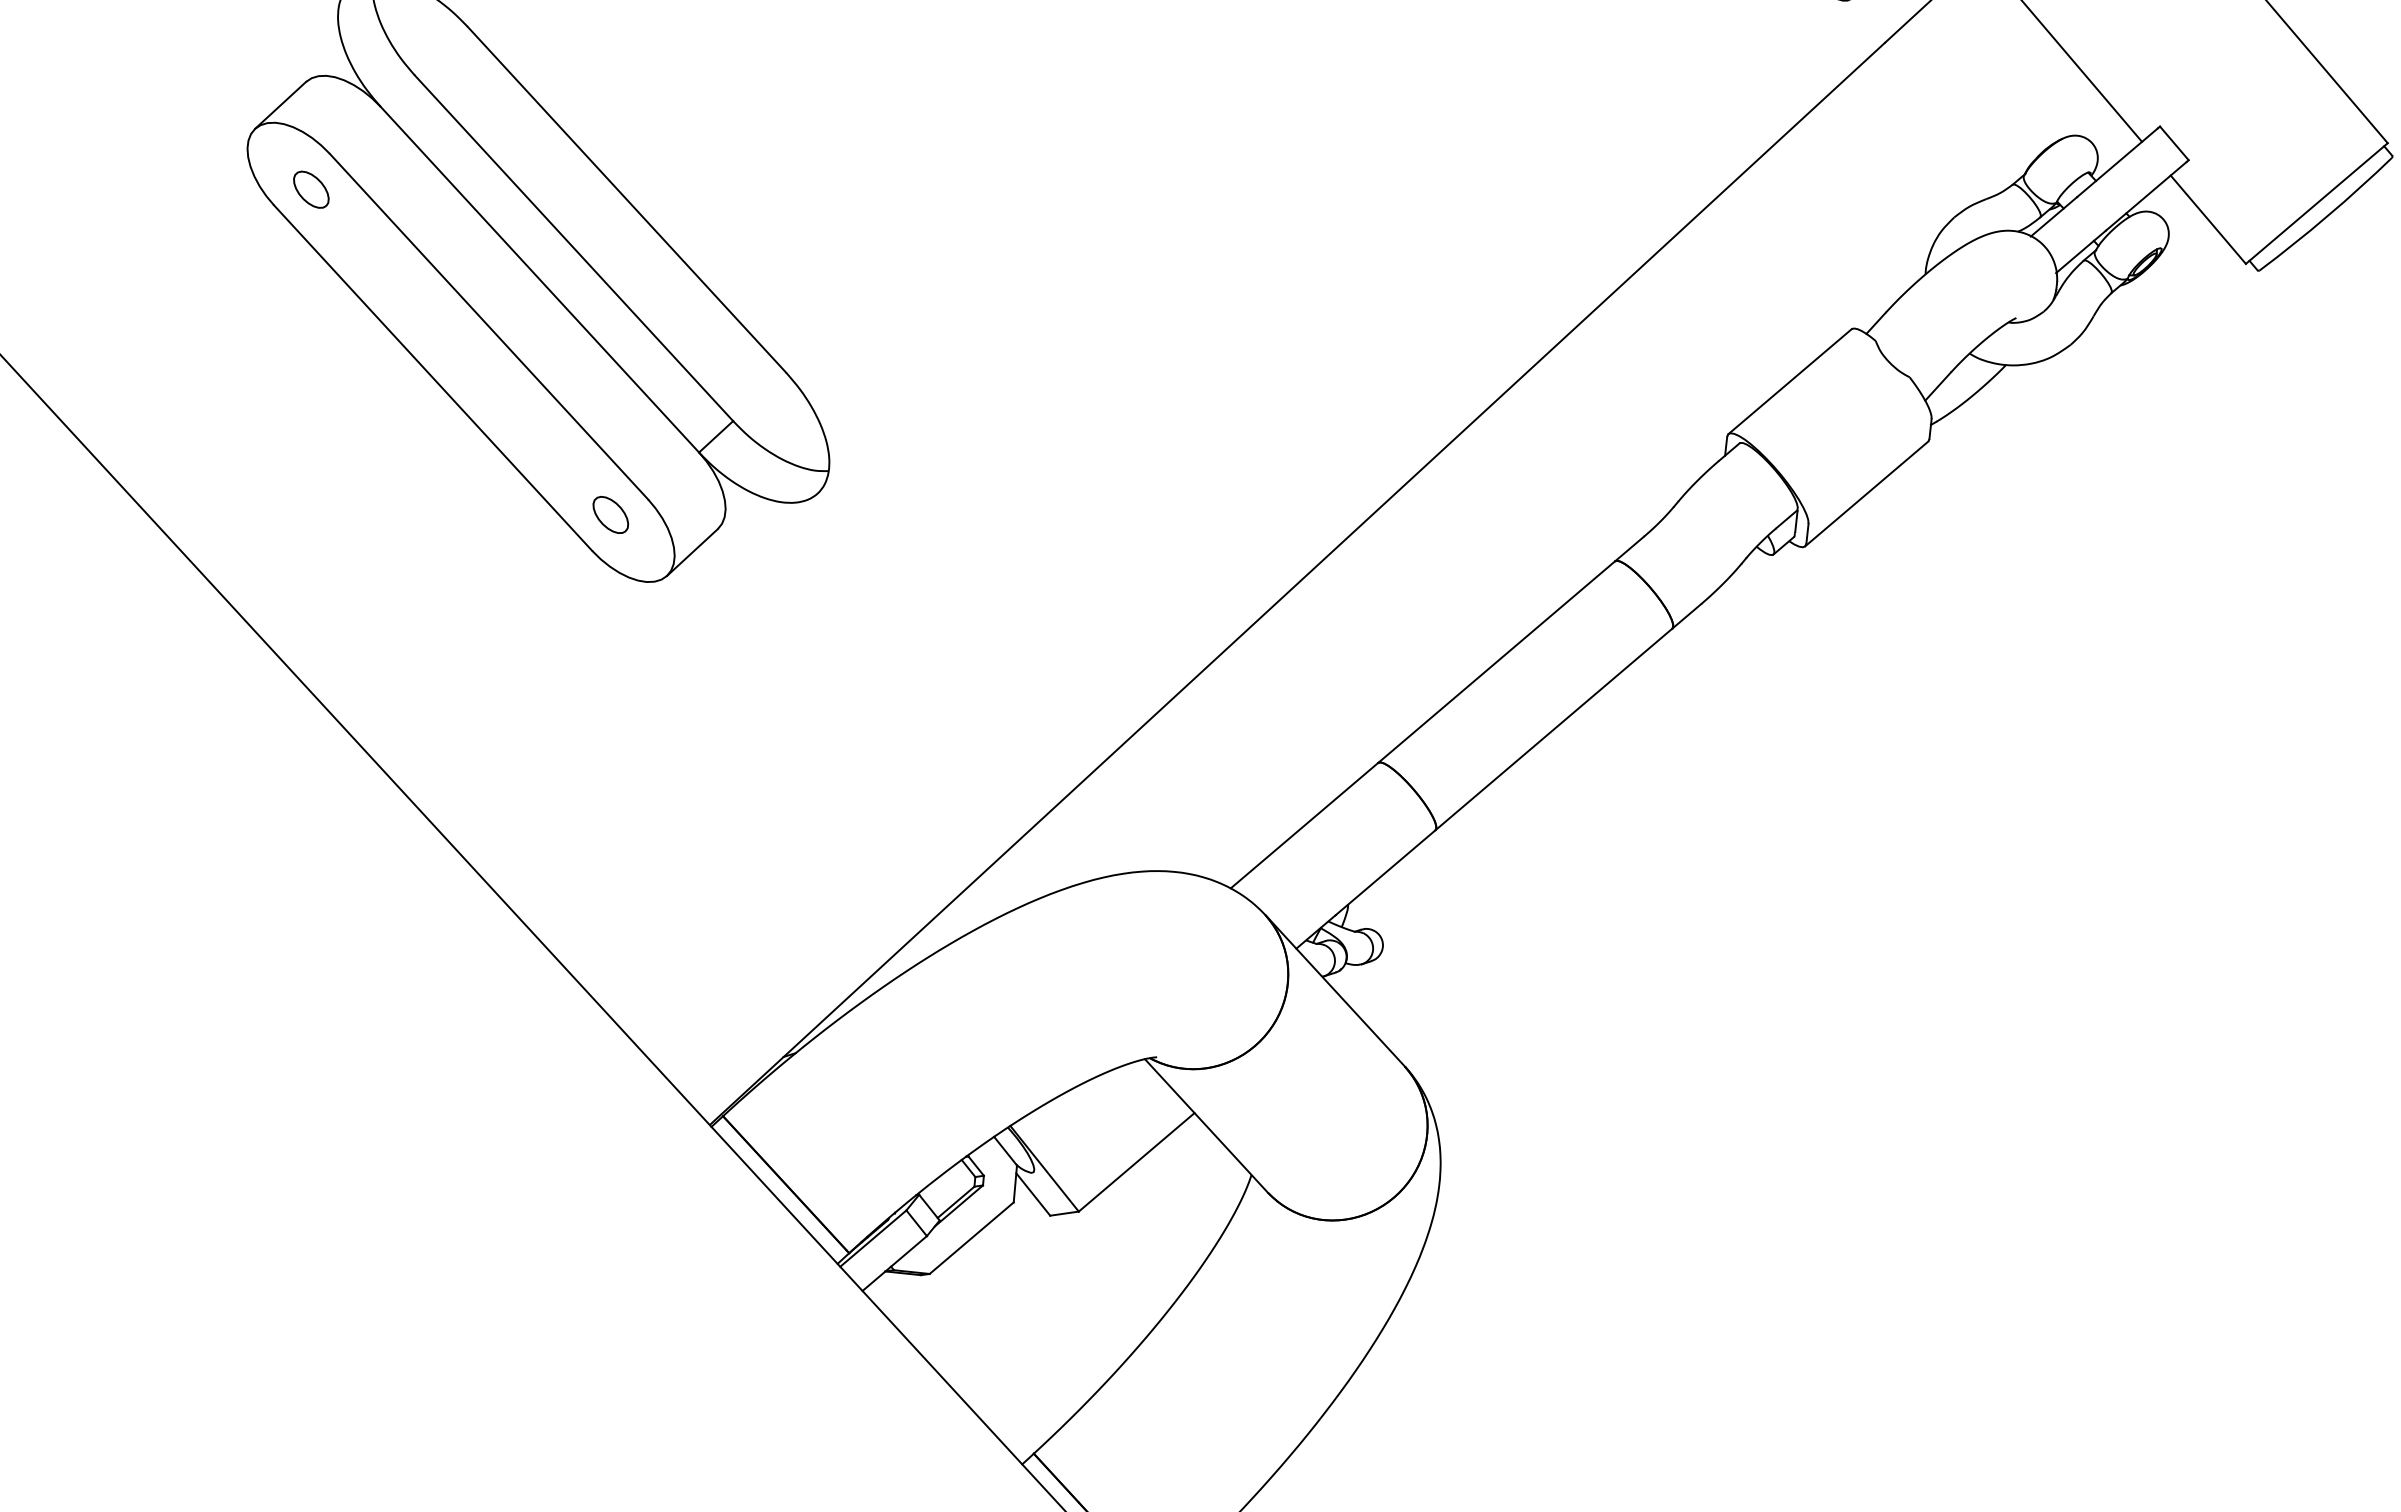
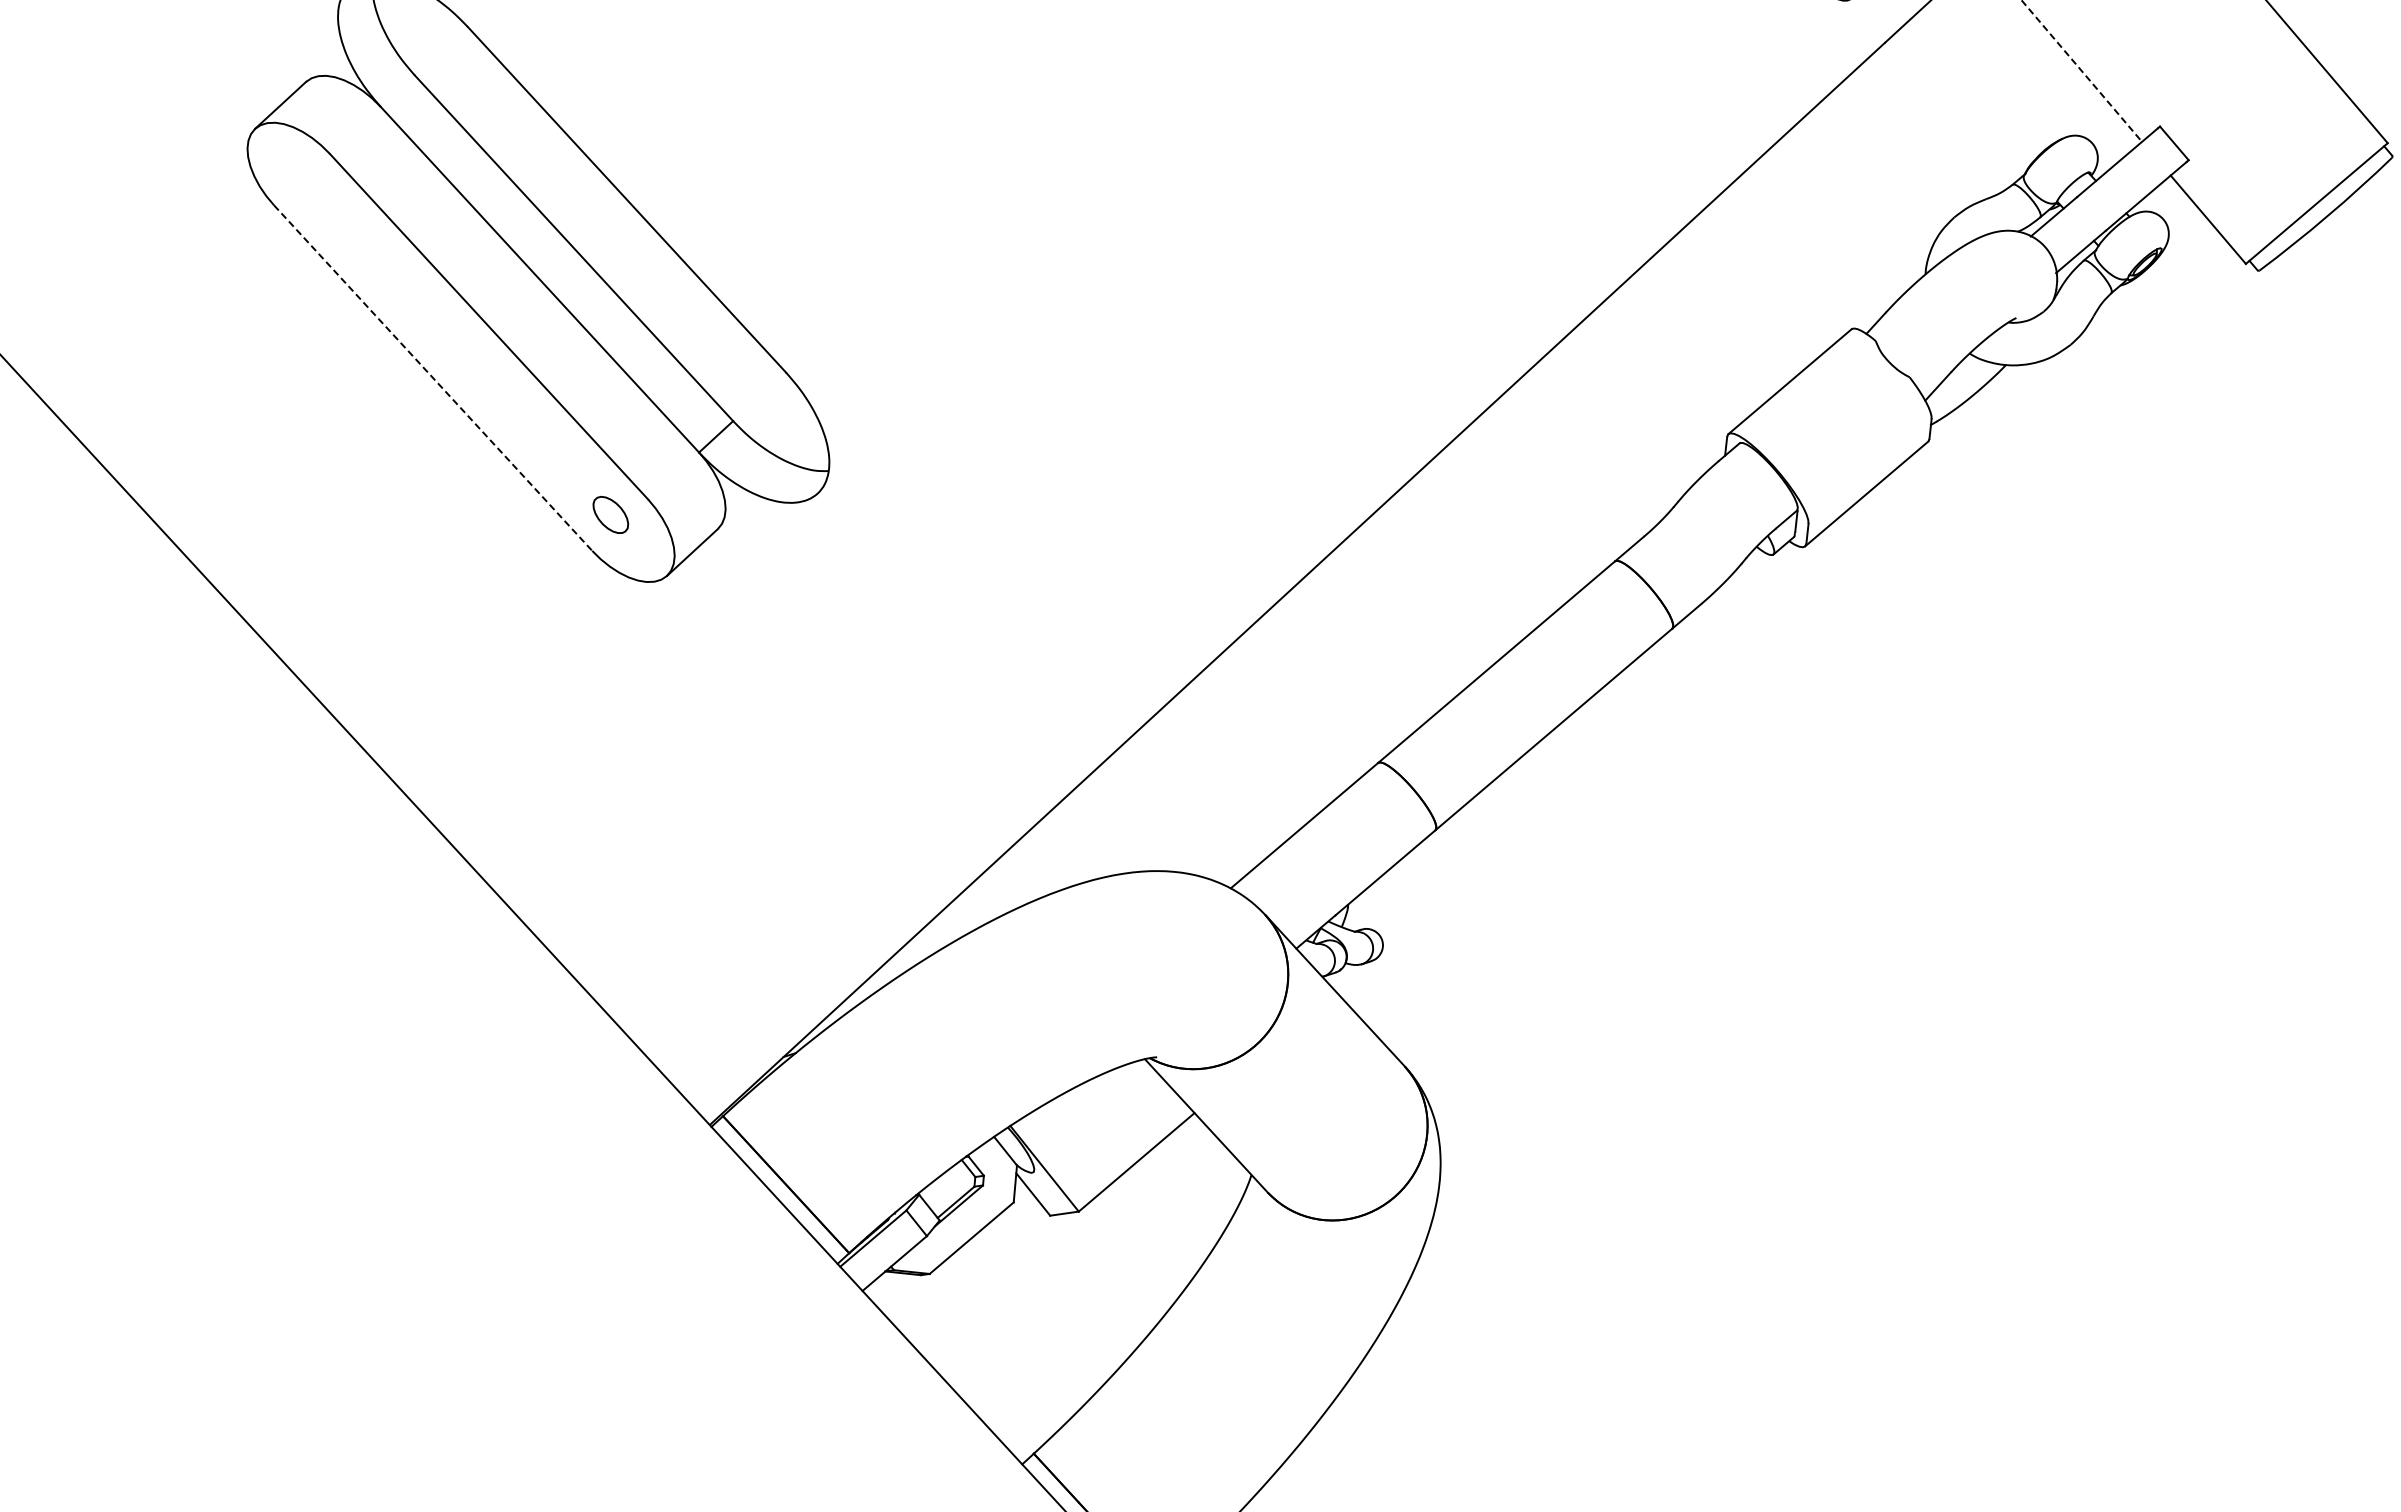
line: solid -> dashed (2081, 71)
part: present -> none (311, 189)
line: solid -> dashed (433, 378)
